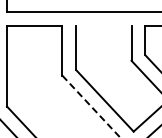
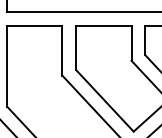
line: none -> present (103, 25)
line: dashed -> solid (91, 106)
